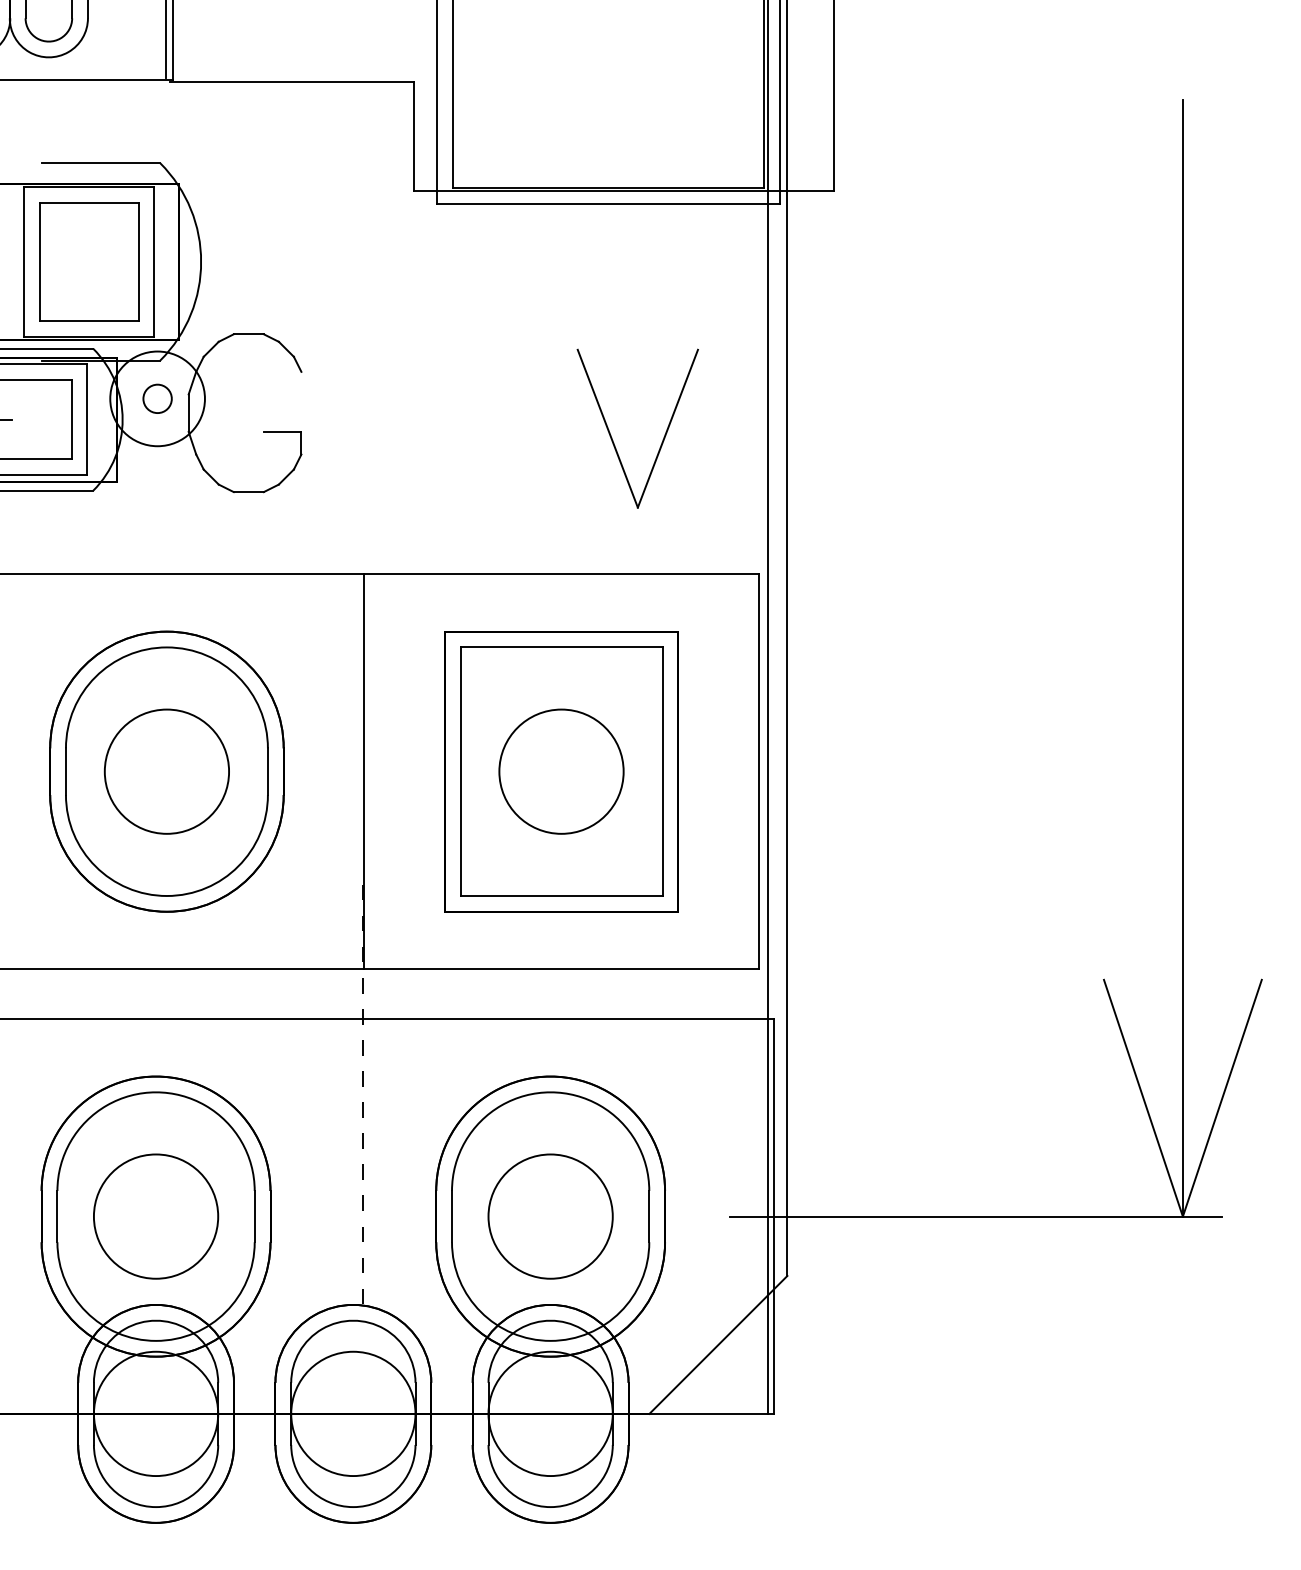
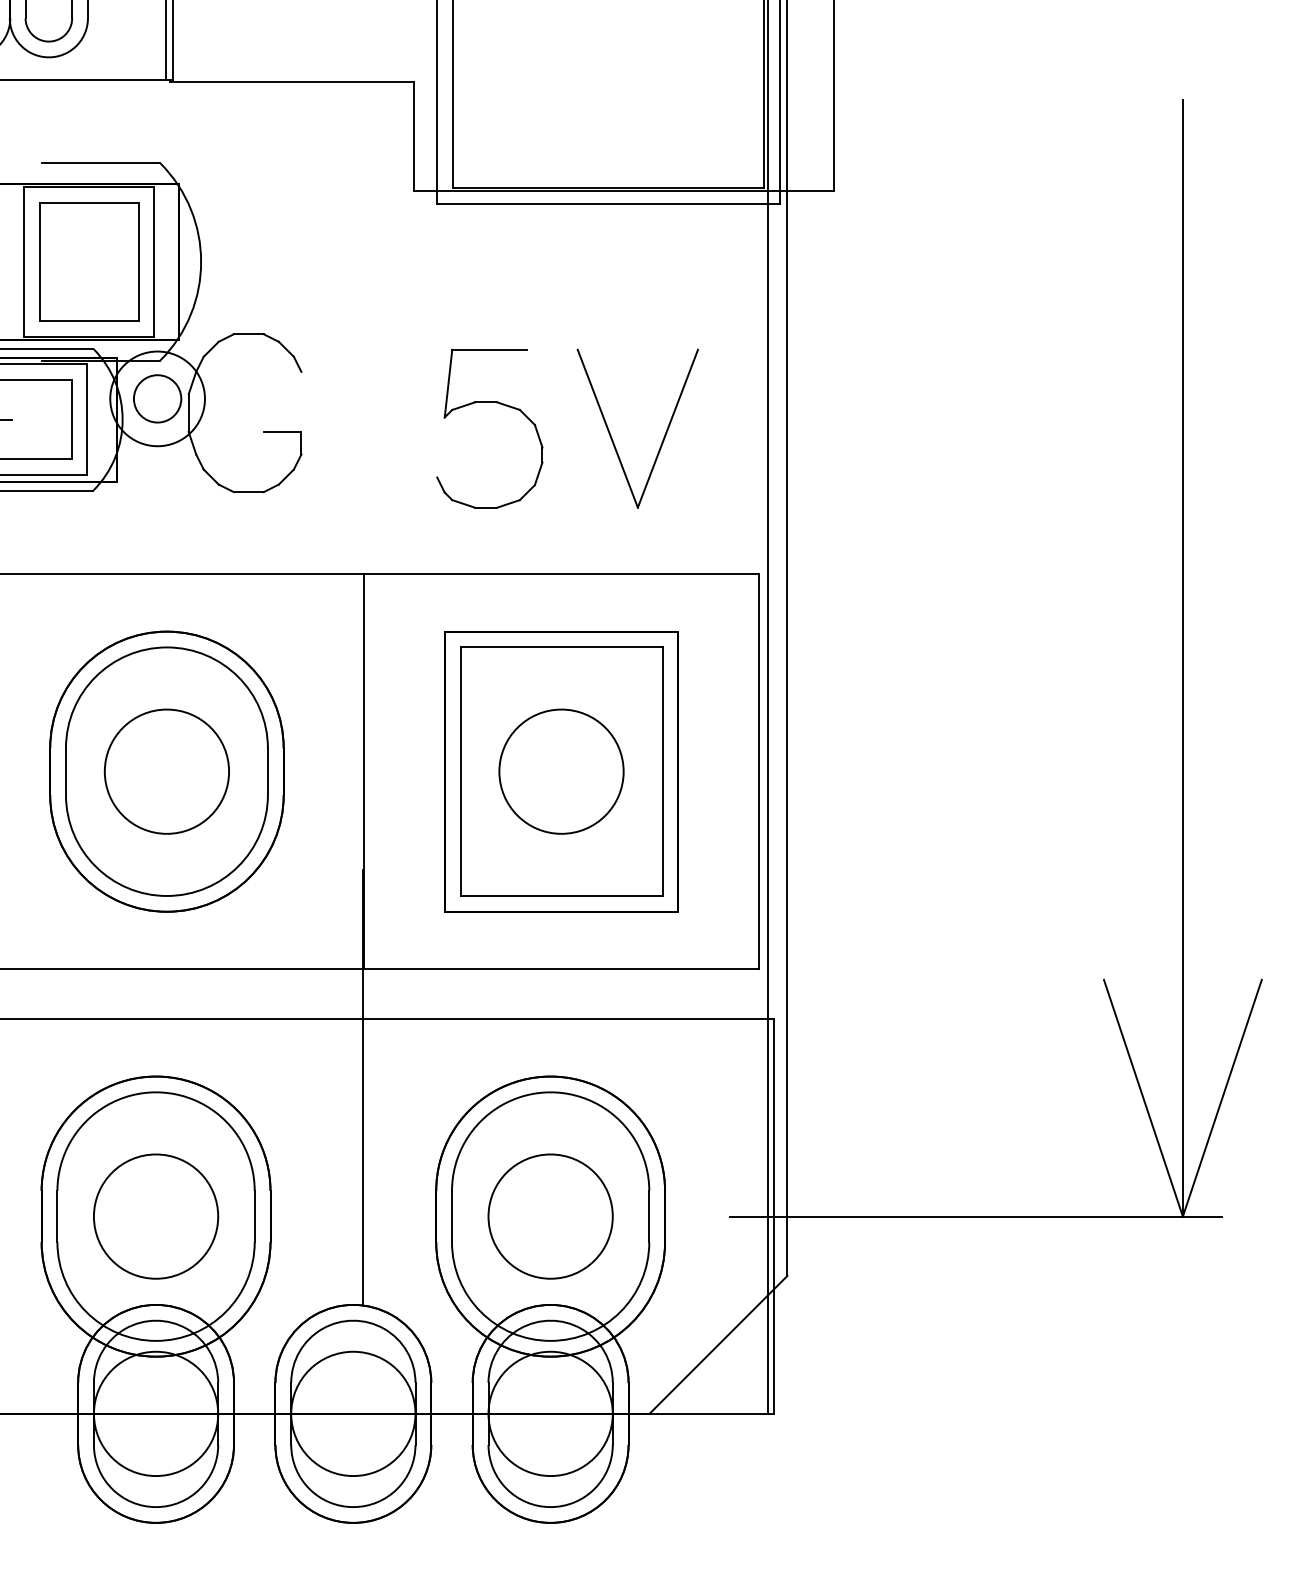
circle diameter: 28 px -> 47 px (157, 398)
part: none -> present (496, 403)
line: dashed -> solid (362, 1086)
